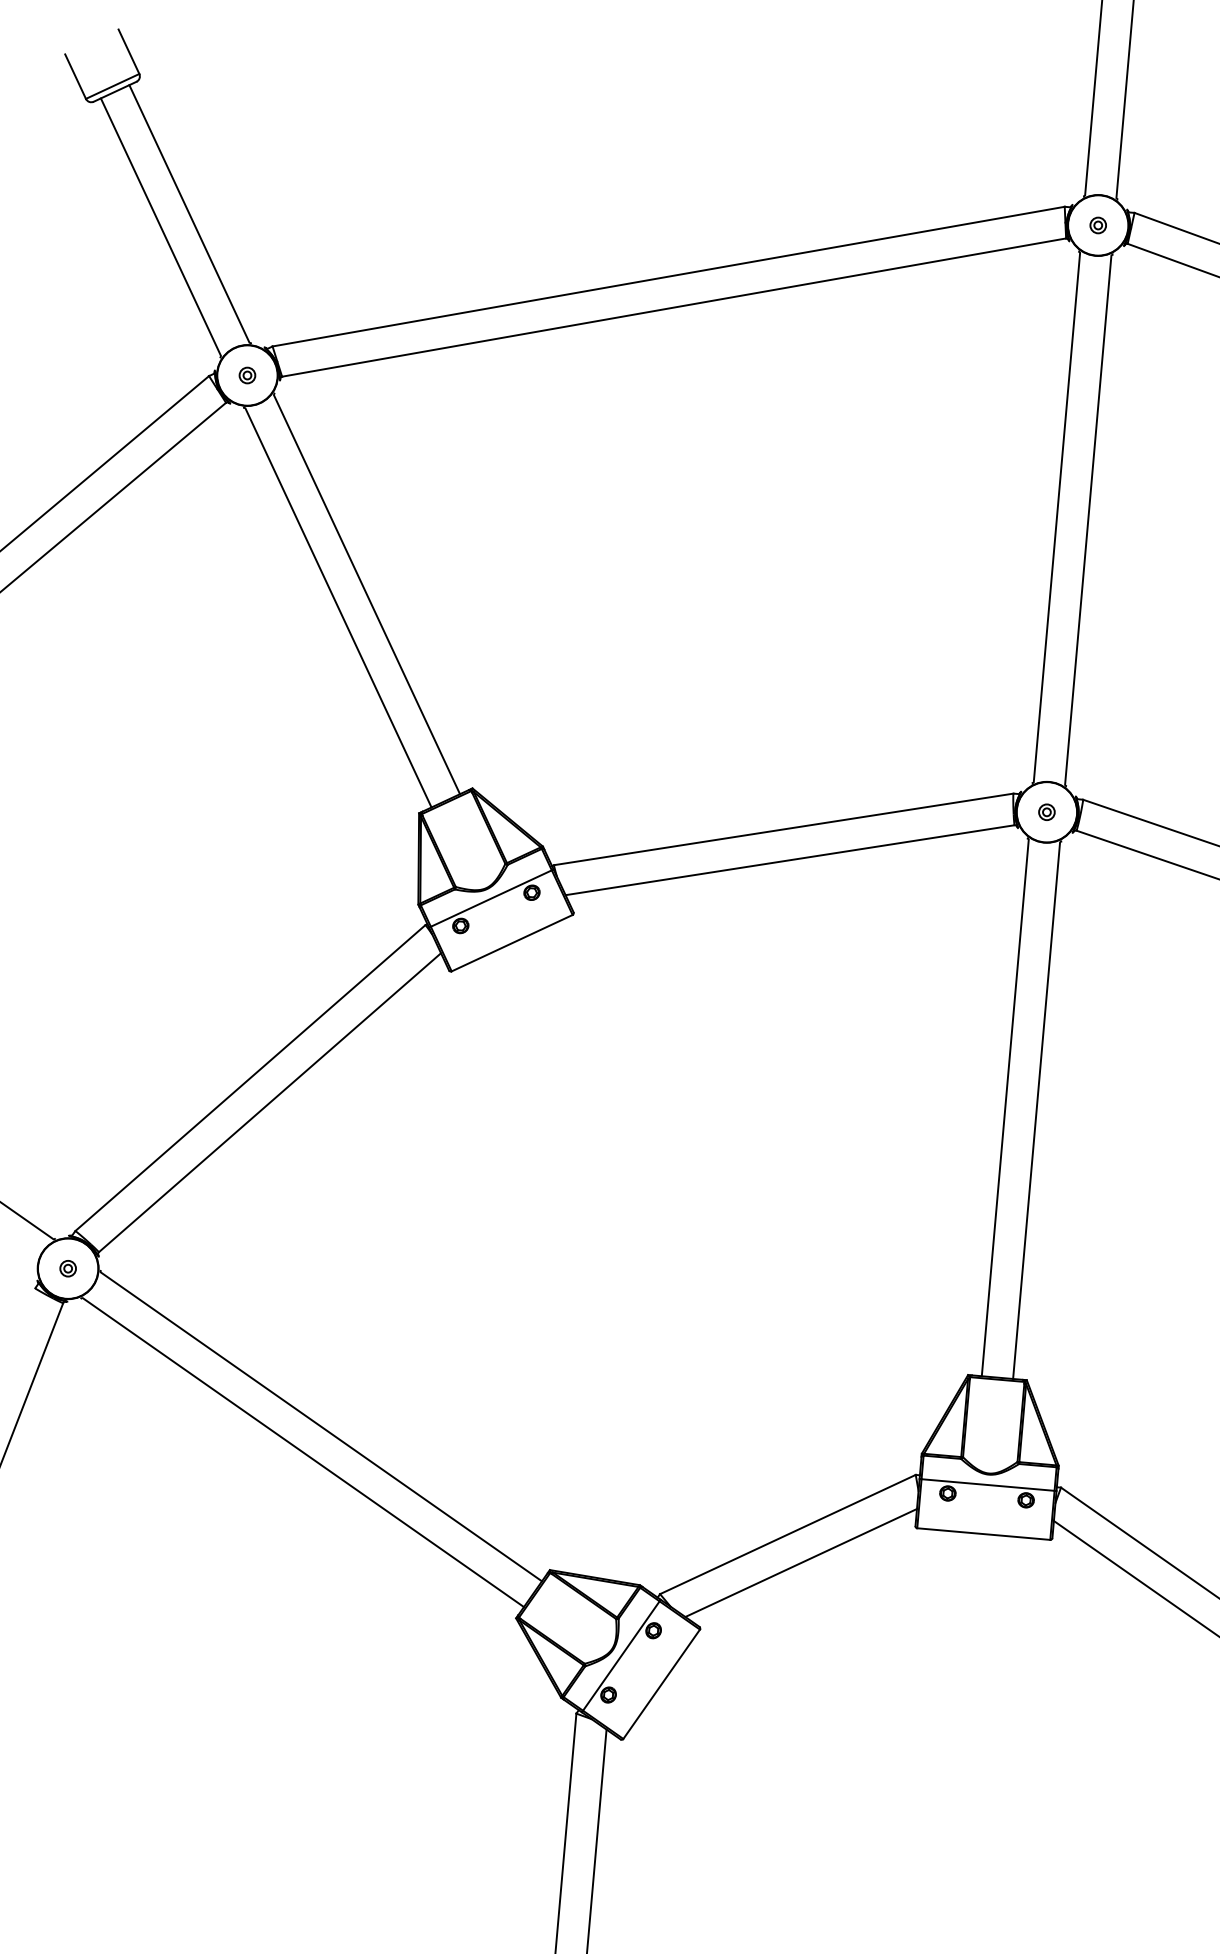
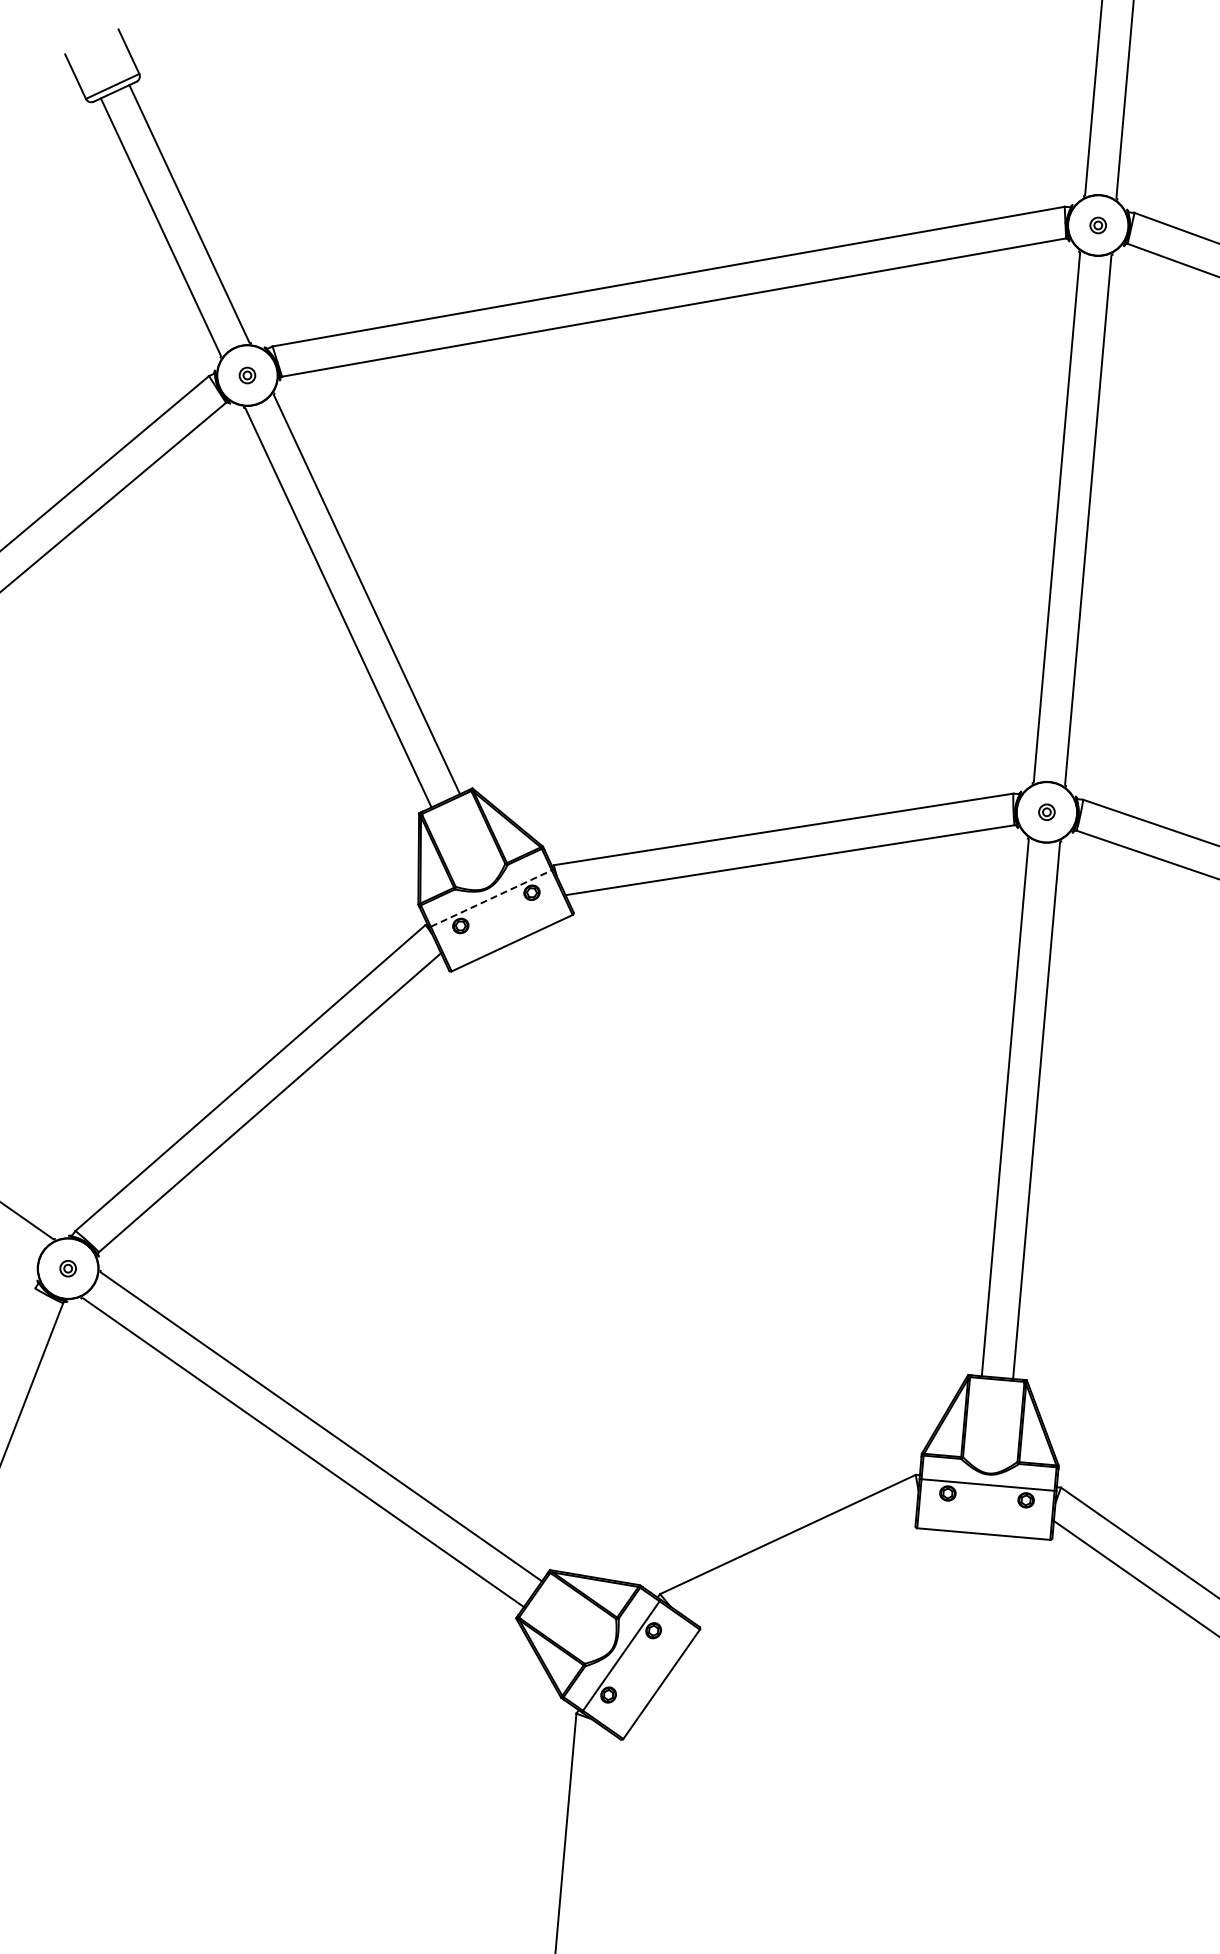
line: solid -> dashed (491, 898)
line: present -> none (800, 1563)
line: present -> none (596, 1839)
